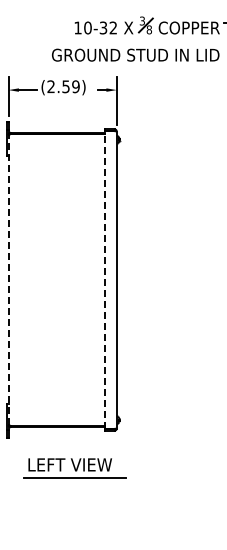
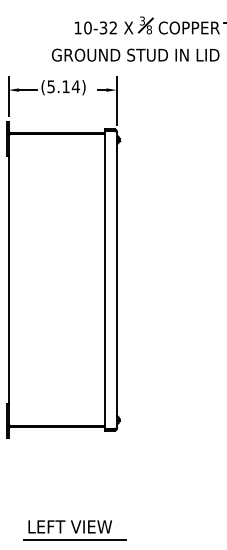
text: (2.59) -> (5.14) (63, 86)
line: dashed -> solid (8, 279)
line: dashed -> solid (105, 280)
part position: (74, 468) -> (74, 530) (74, 530)
